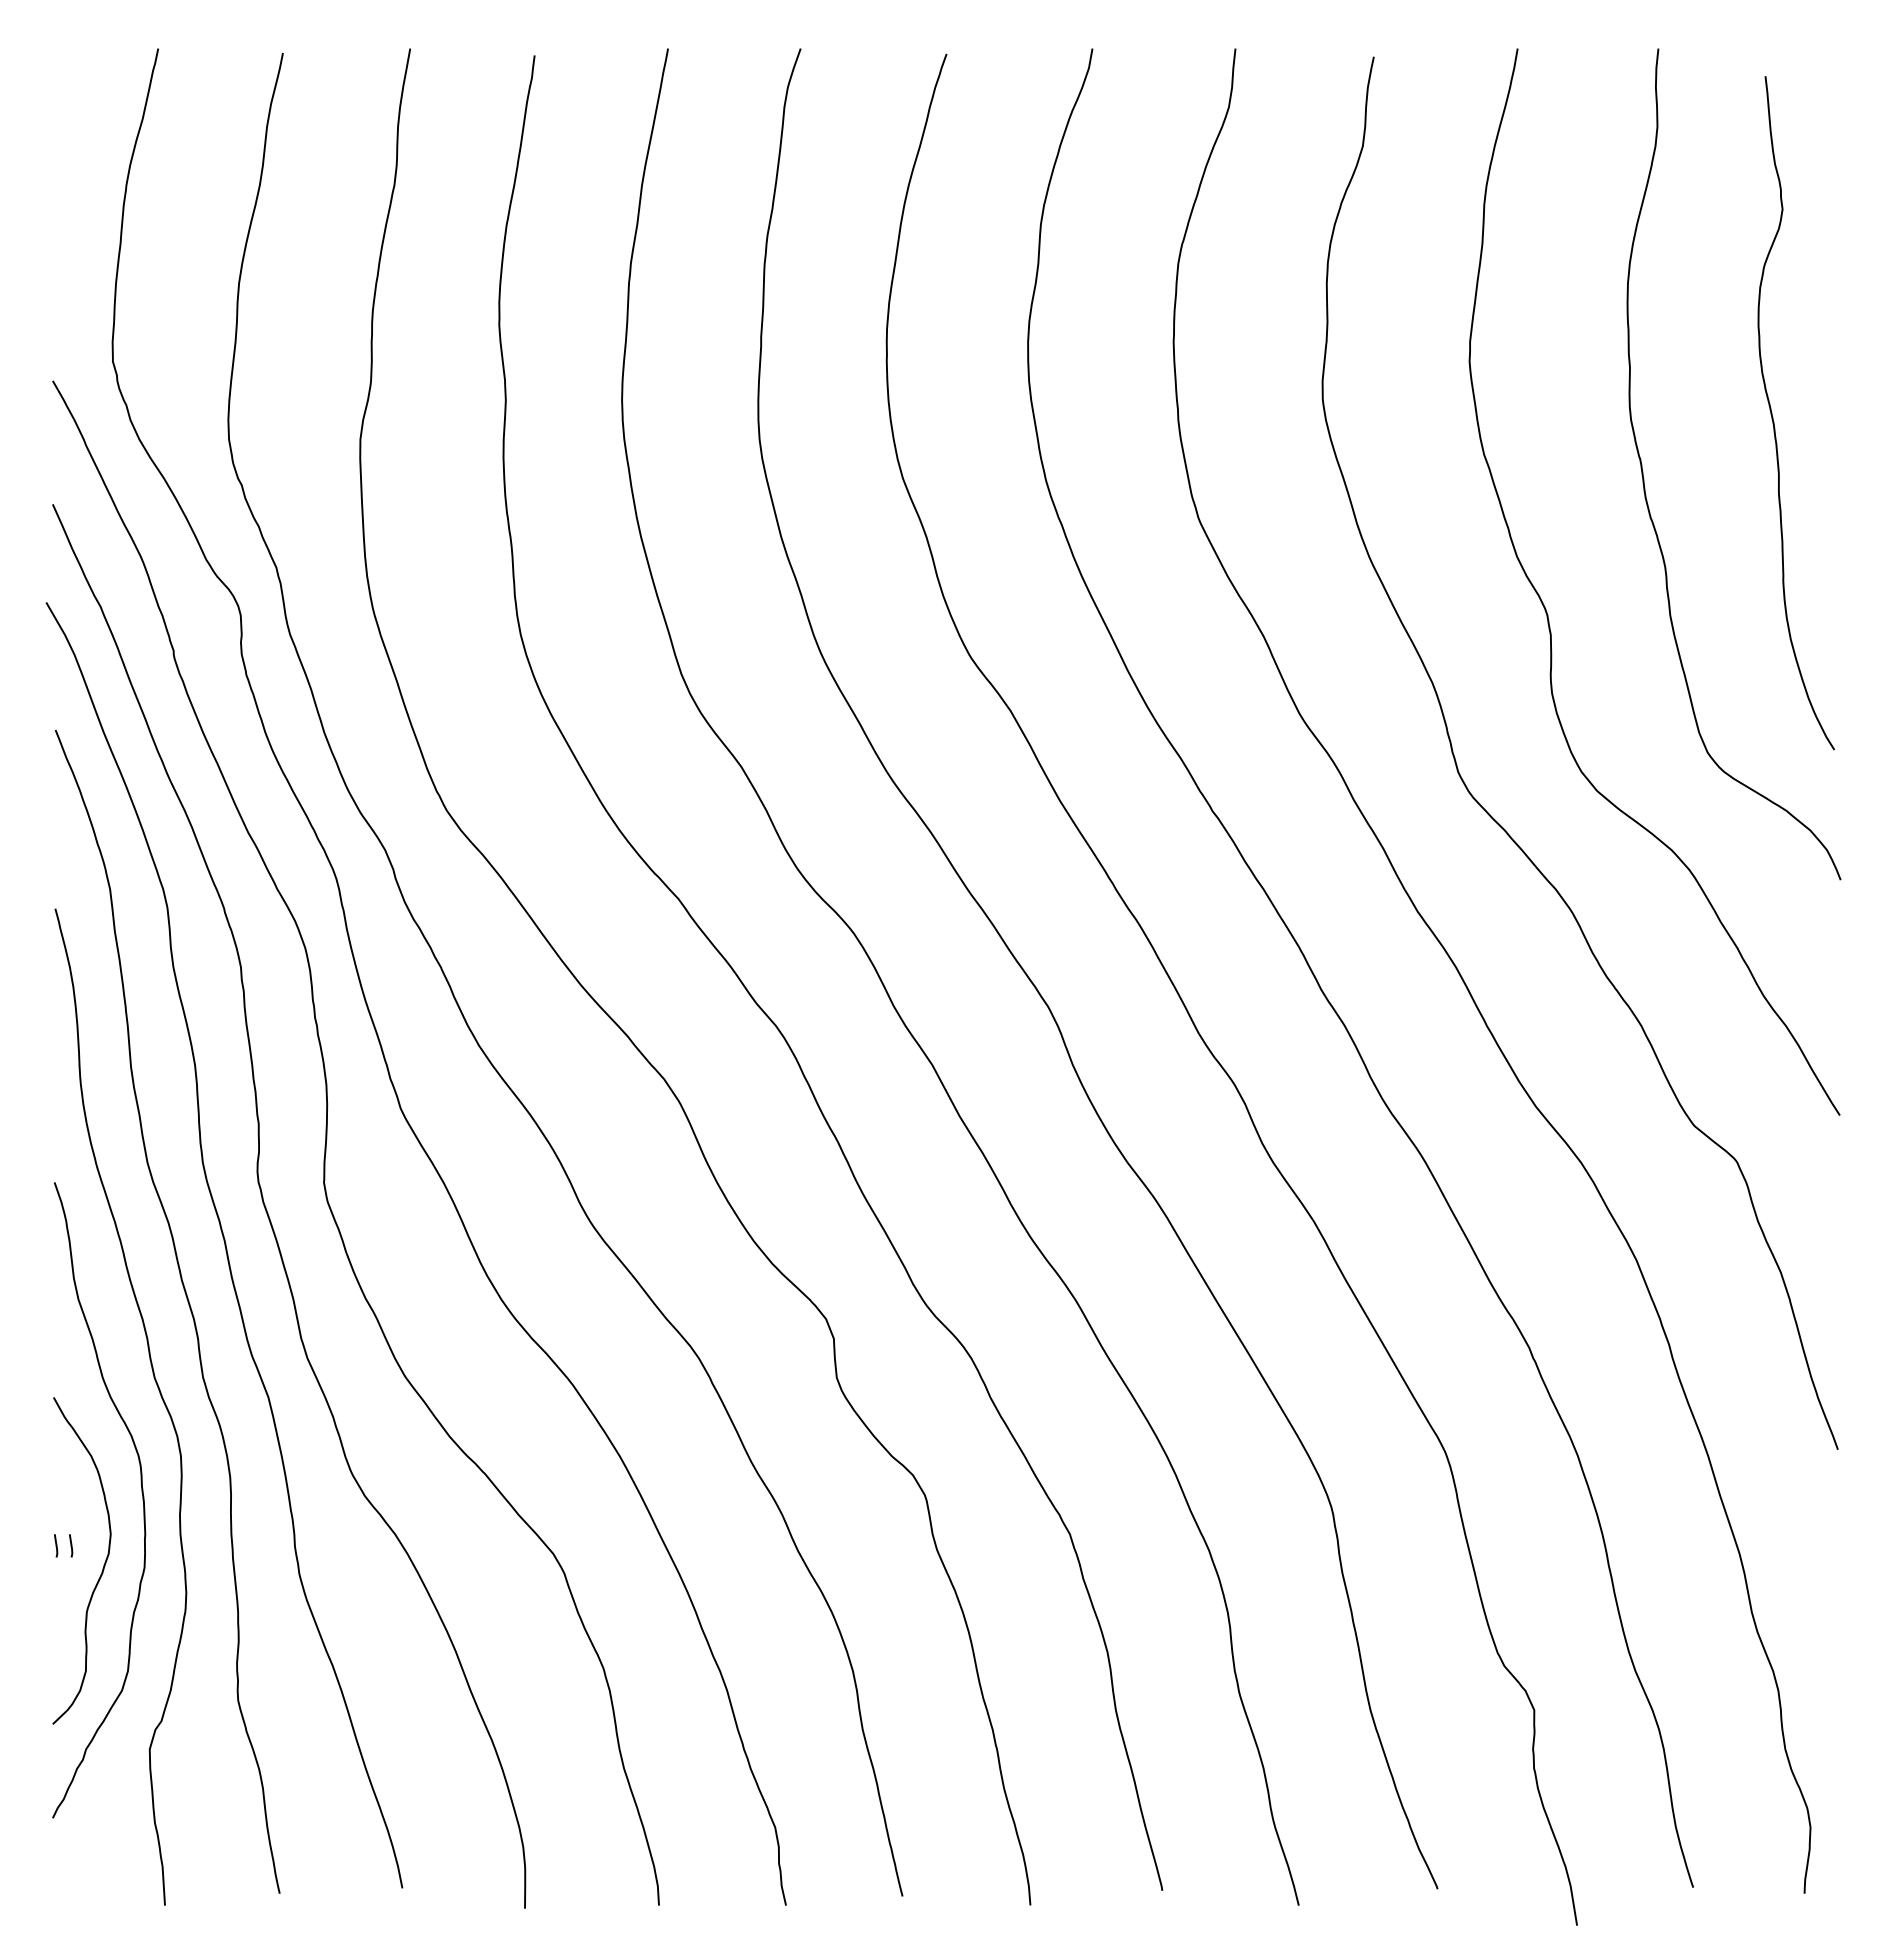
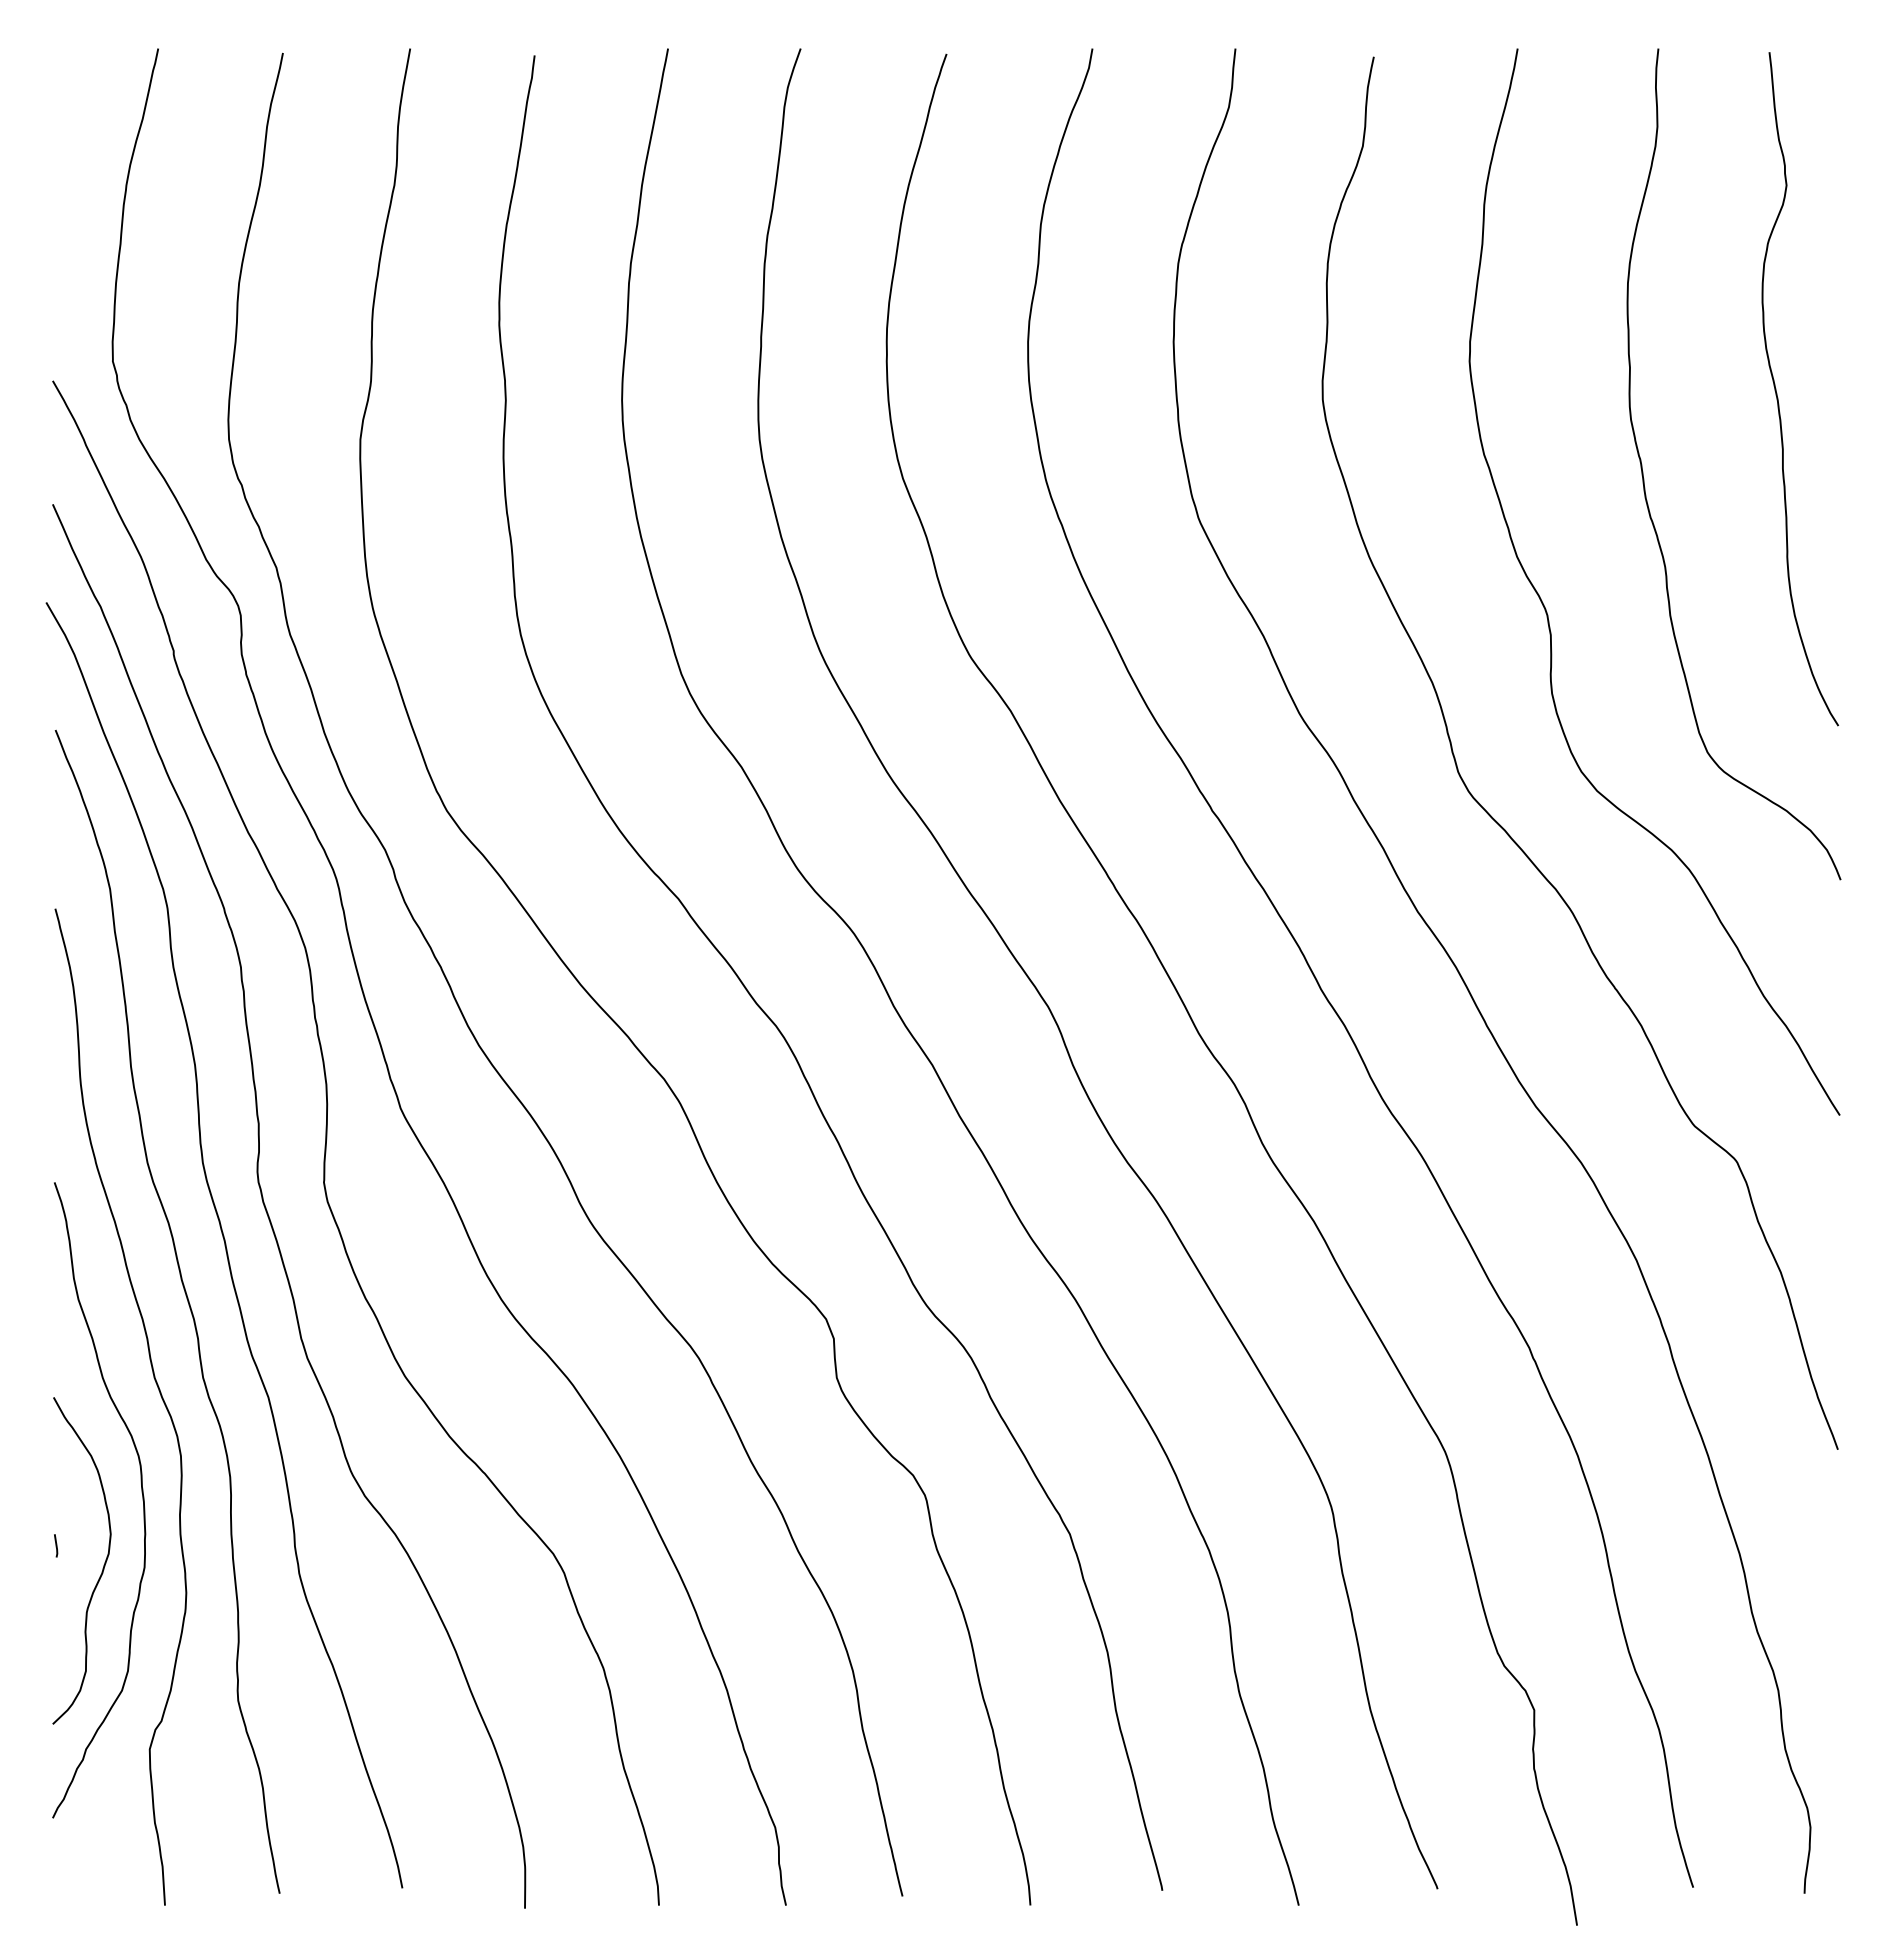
curve position: (1773, 417) -> (1777, 393) (1777, 393)
line: present -> none (71, 1545)
